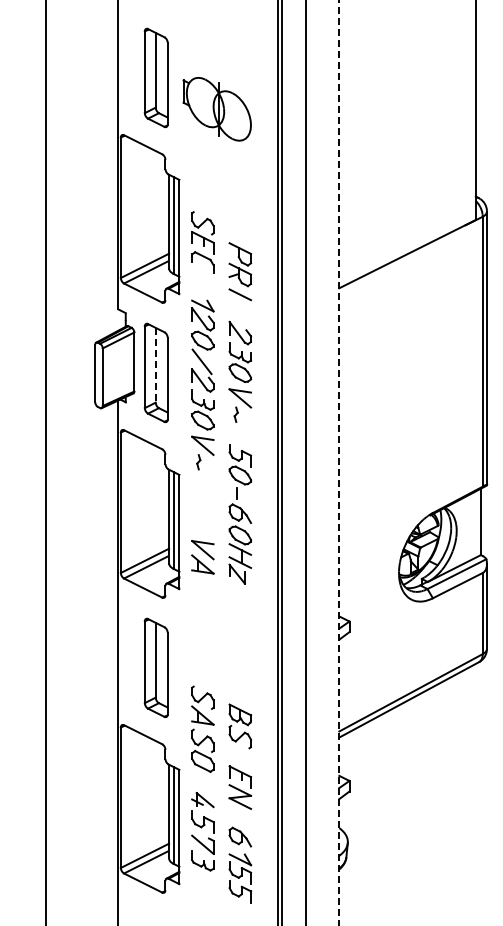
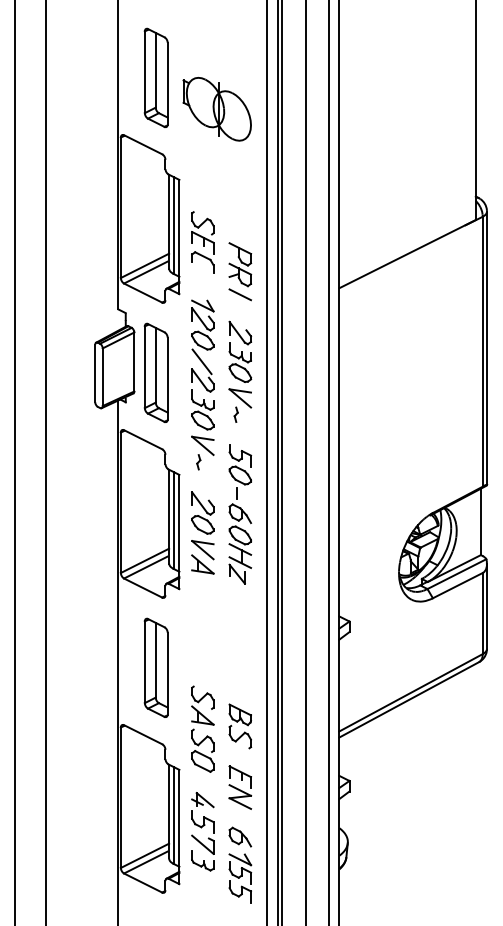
line: dashed -> solid (155, 365)
line: none -> present (15, 462)
line: none -> present (266, 462)
line: none -> present (328, 462)
line: dashed -> solid (339, 463)
part: none -> present (202, 512)
